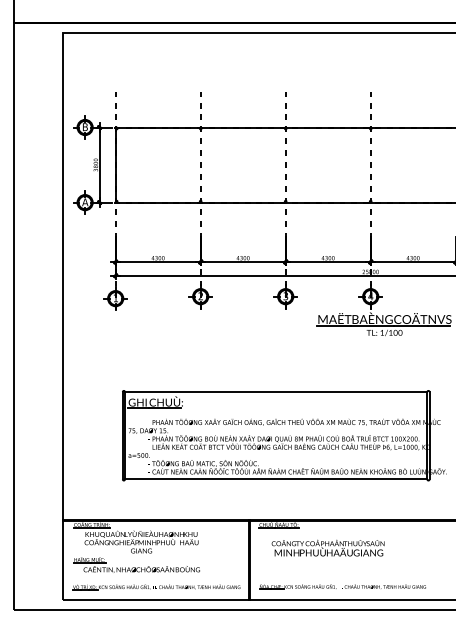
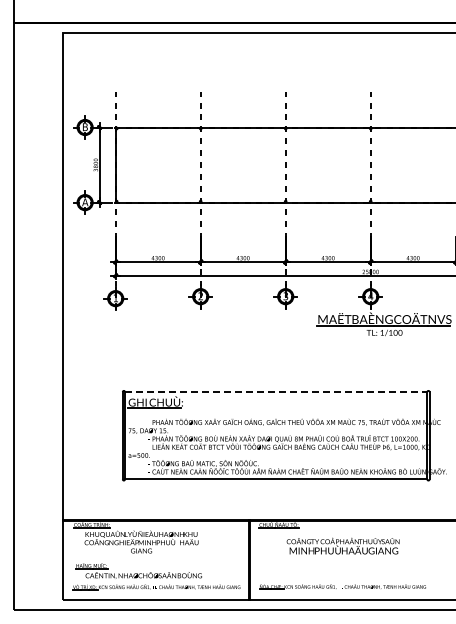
line: solid -> dashed (276, 392)
text position: (327, 547) -> (342, 545) (342, 545)
part position: (136, 564) -> (138, 570) (138, 570)
